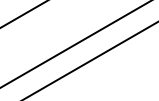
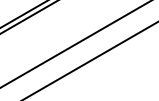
line: none -> present (28, 17)
